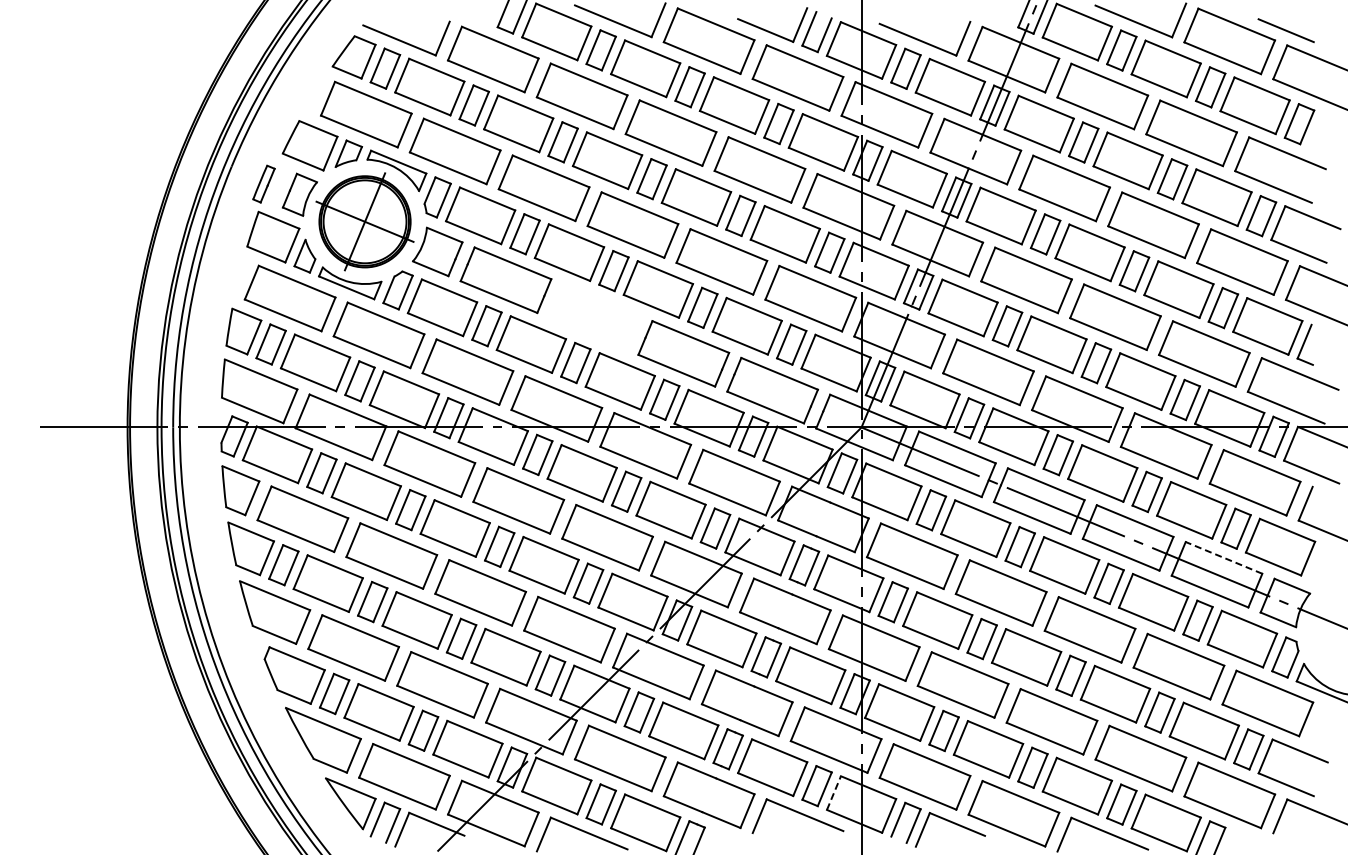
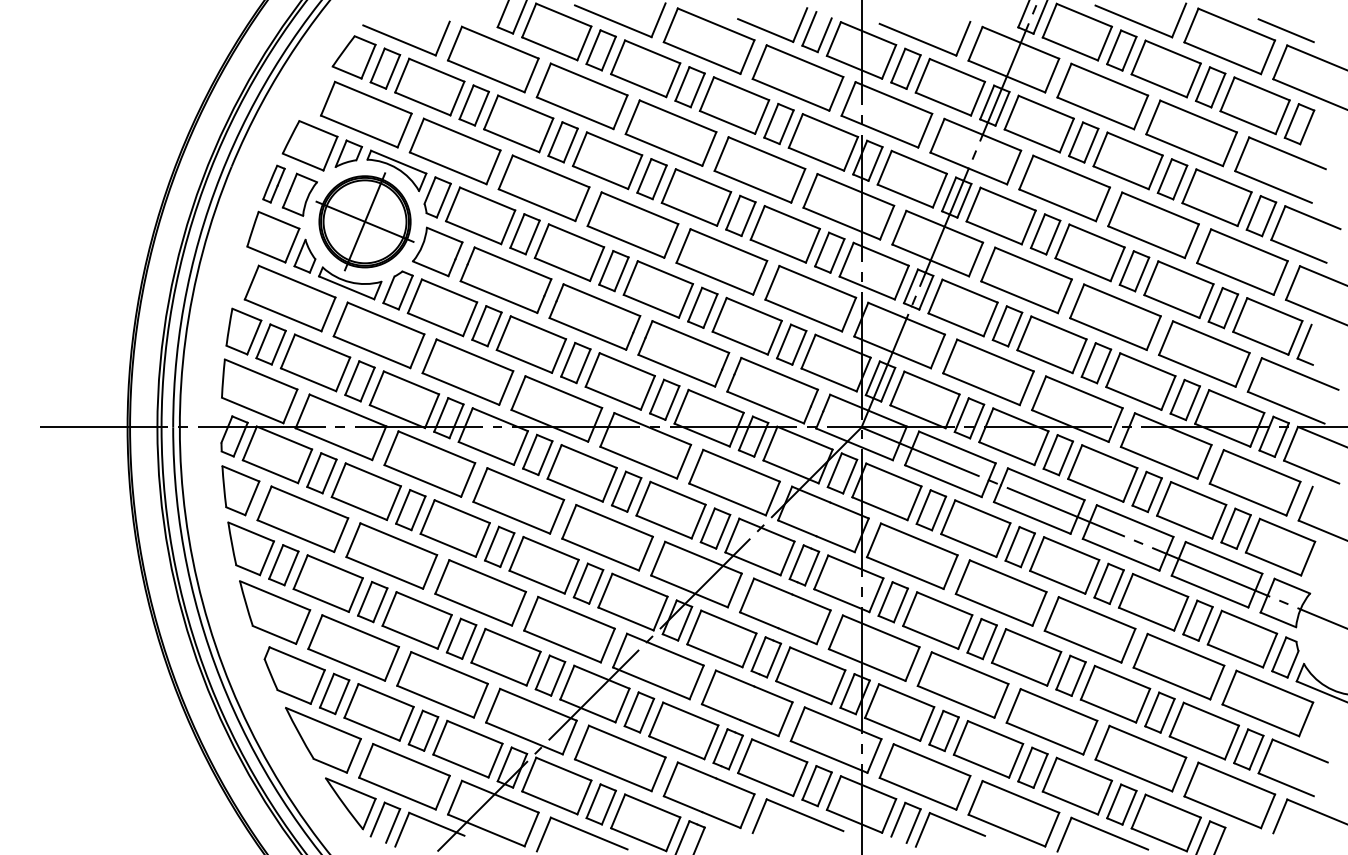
part position: (263, 183) -> (273, 183) (273, 183)
part: none -> present (594, 316)
line: dashed -> solid (1223, 557)
line: dashed -> solid (834, 792)
